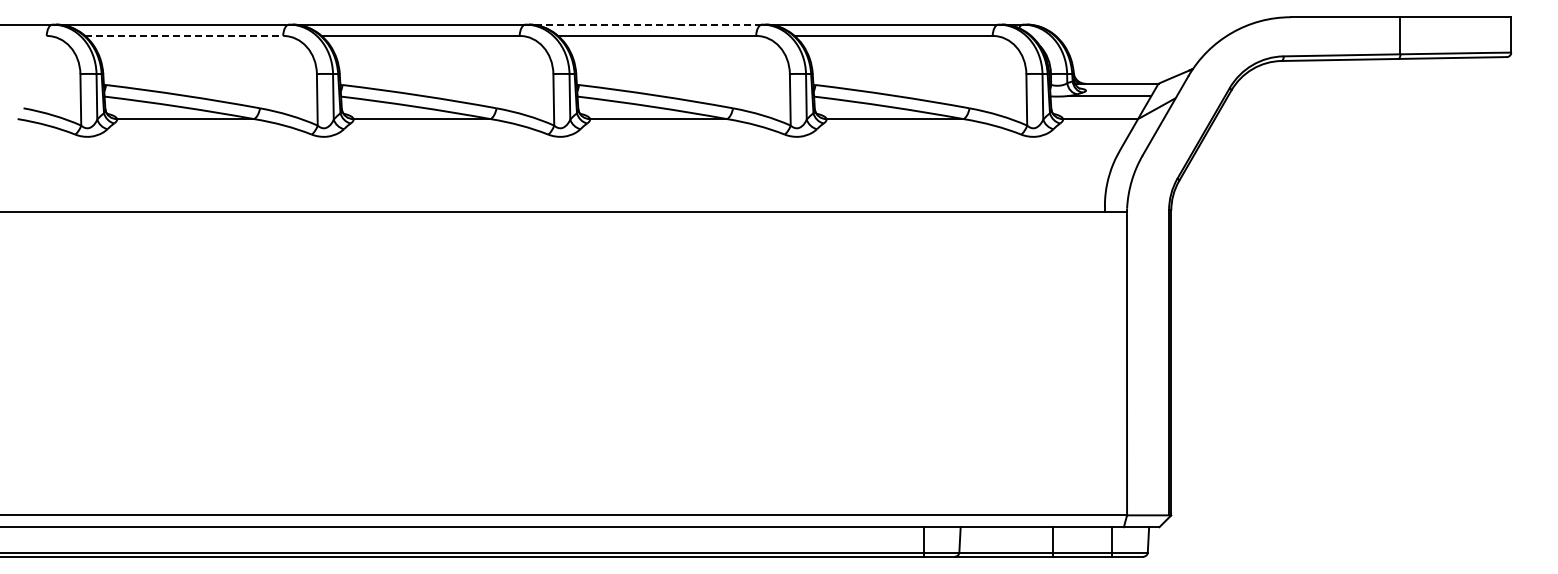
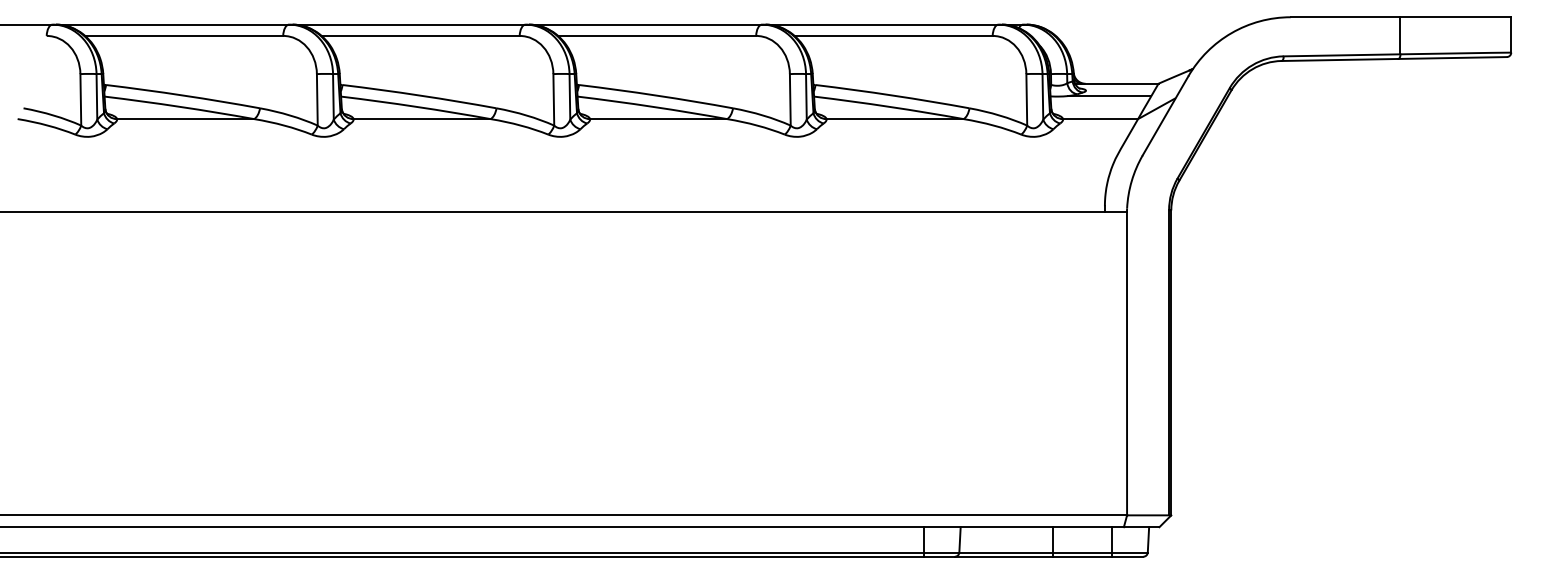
line: dashed -> solid (645, 24)
line: dashed -> solid (184, 35)
